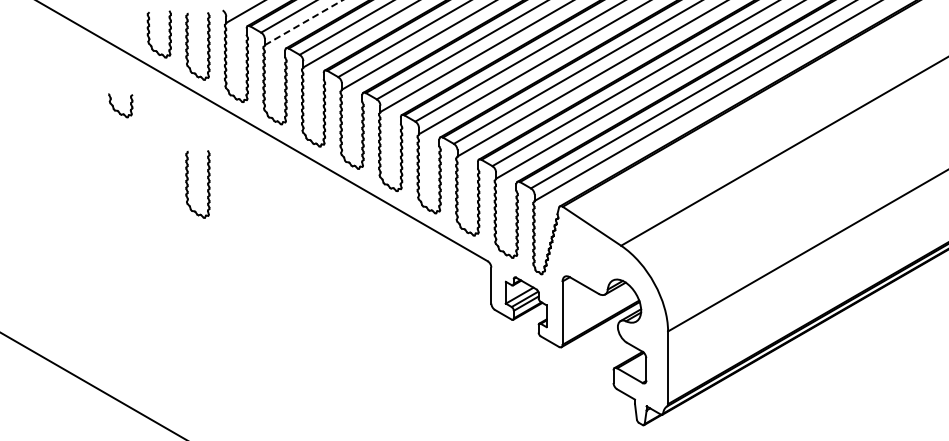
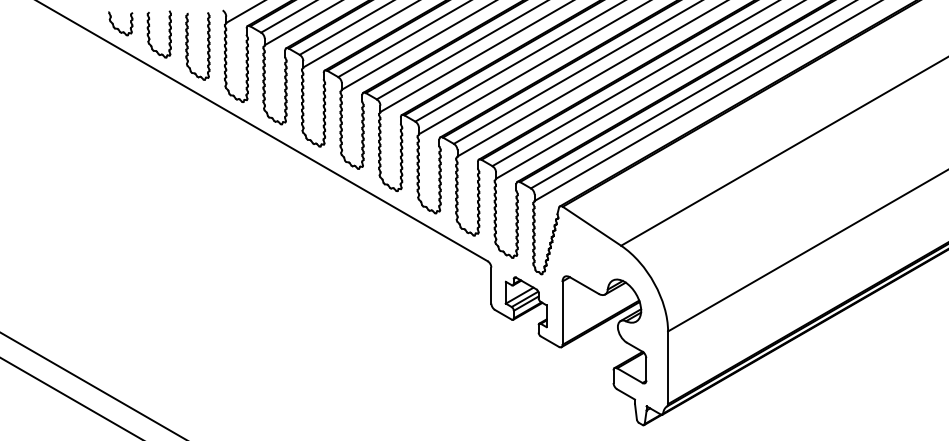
line: dashed -> solid (303, 22)
part position: (120, 105) -> (120, 23) (120, 23)
part: present -> none (188, 184)
line: none -> present (70, 398)
